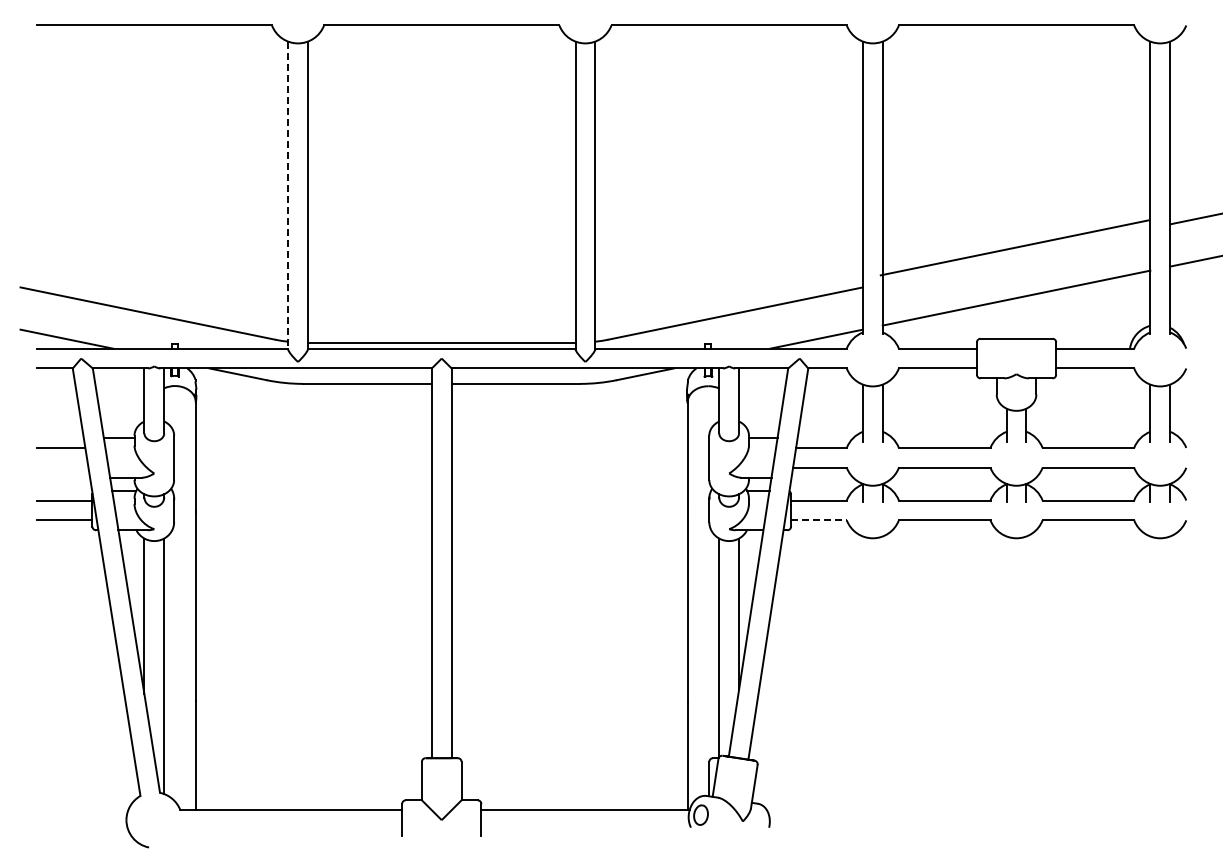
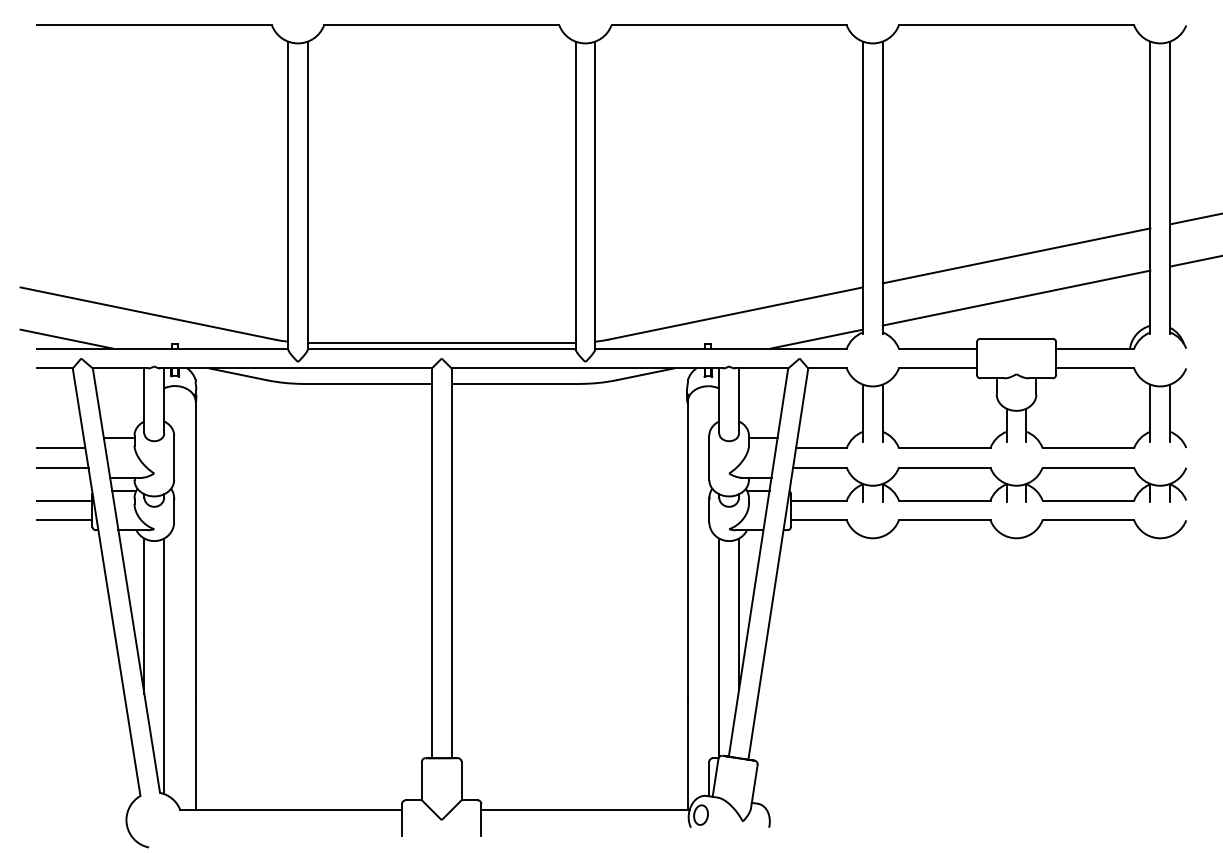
line: dashed -> solid (288, 195)
line position: (1014, 247) -> (1016, 255) (1016, 255)
line: none -> present (62, 467)
line: dashed -> solid (818, 520)
